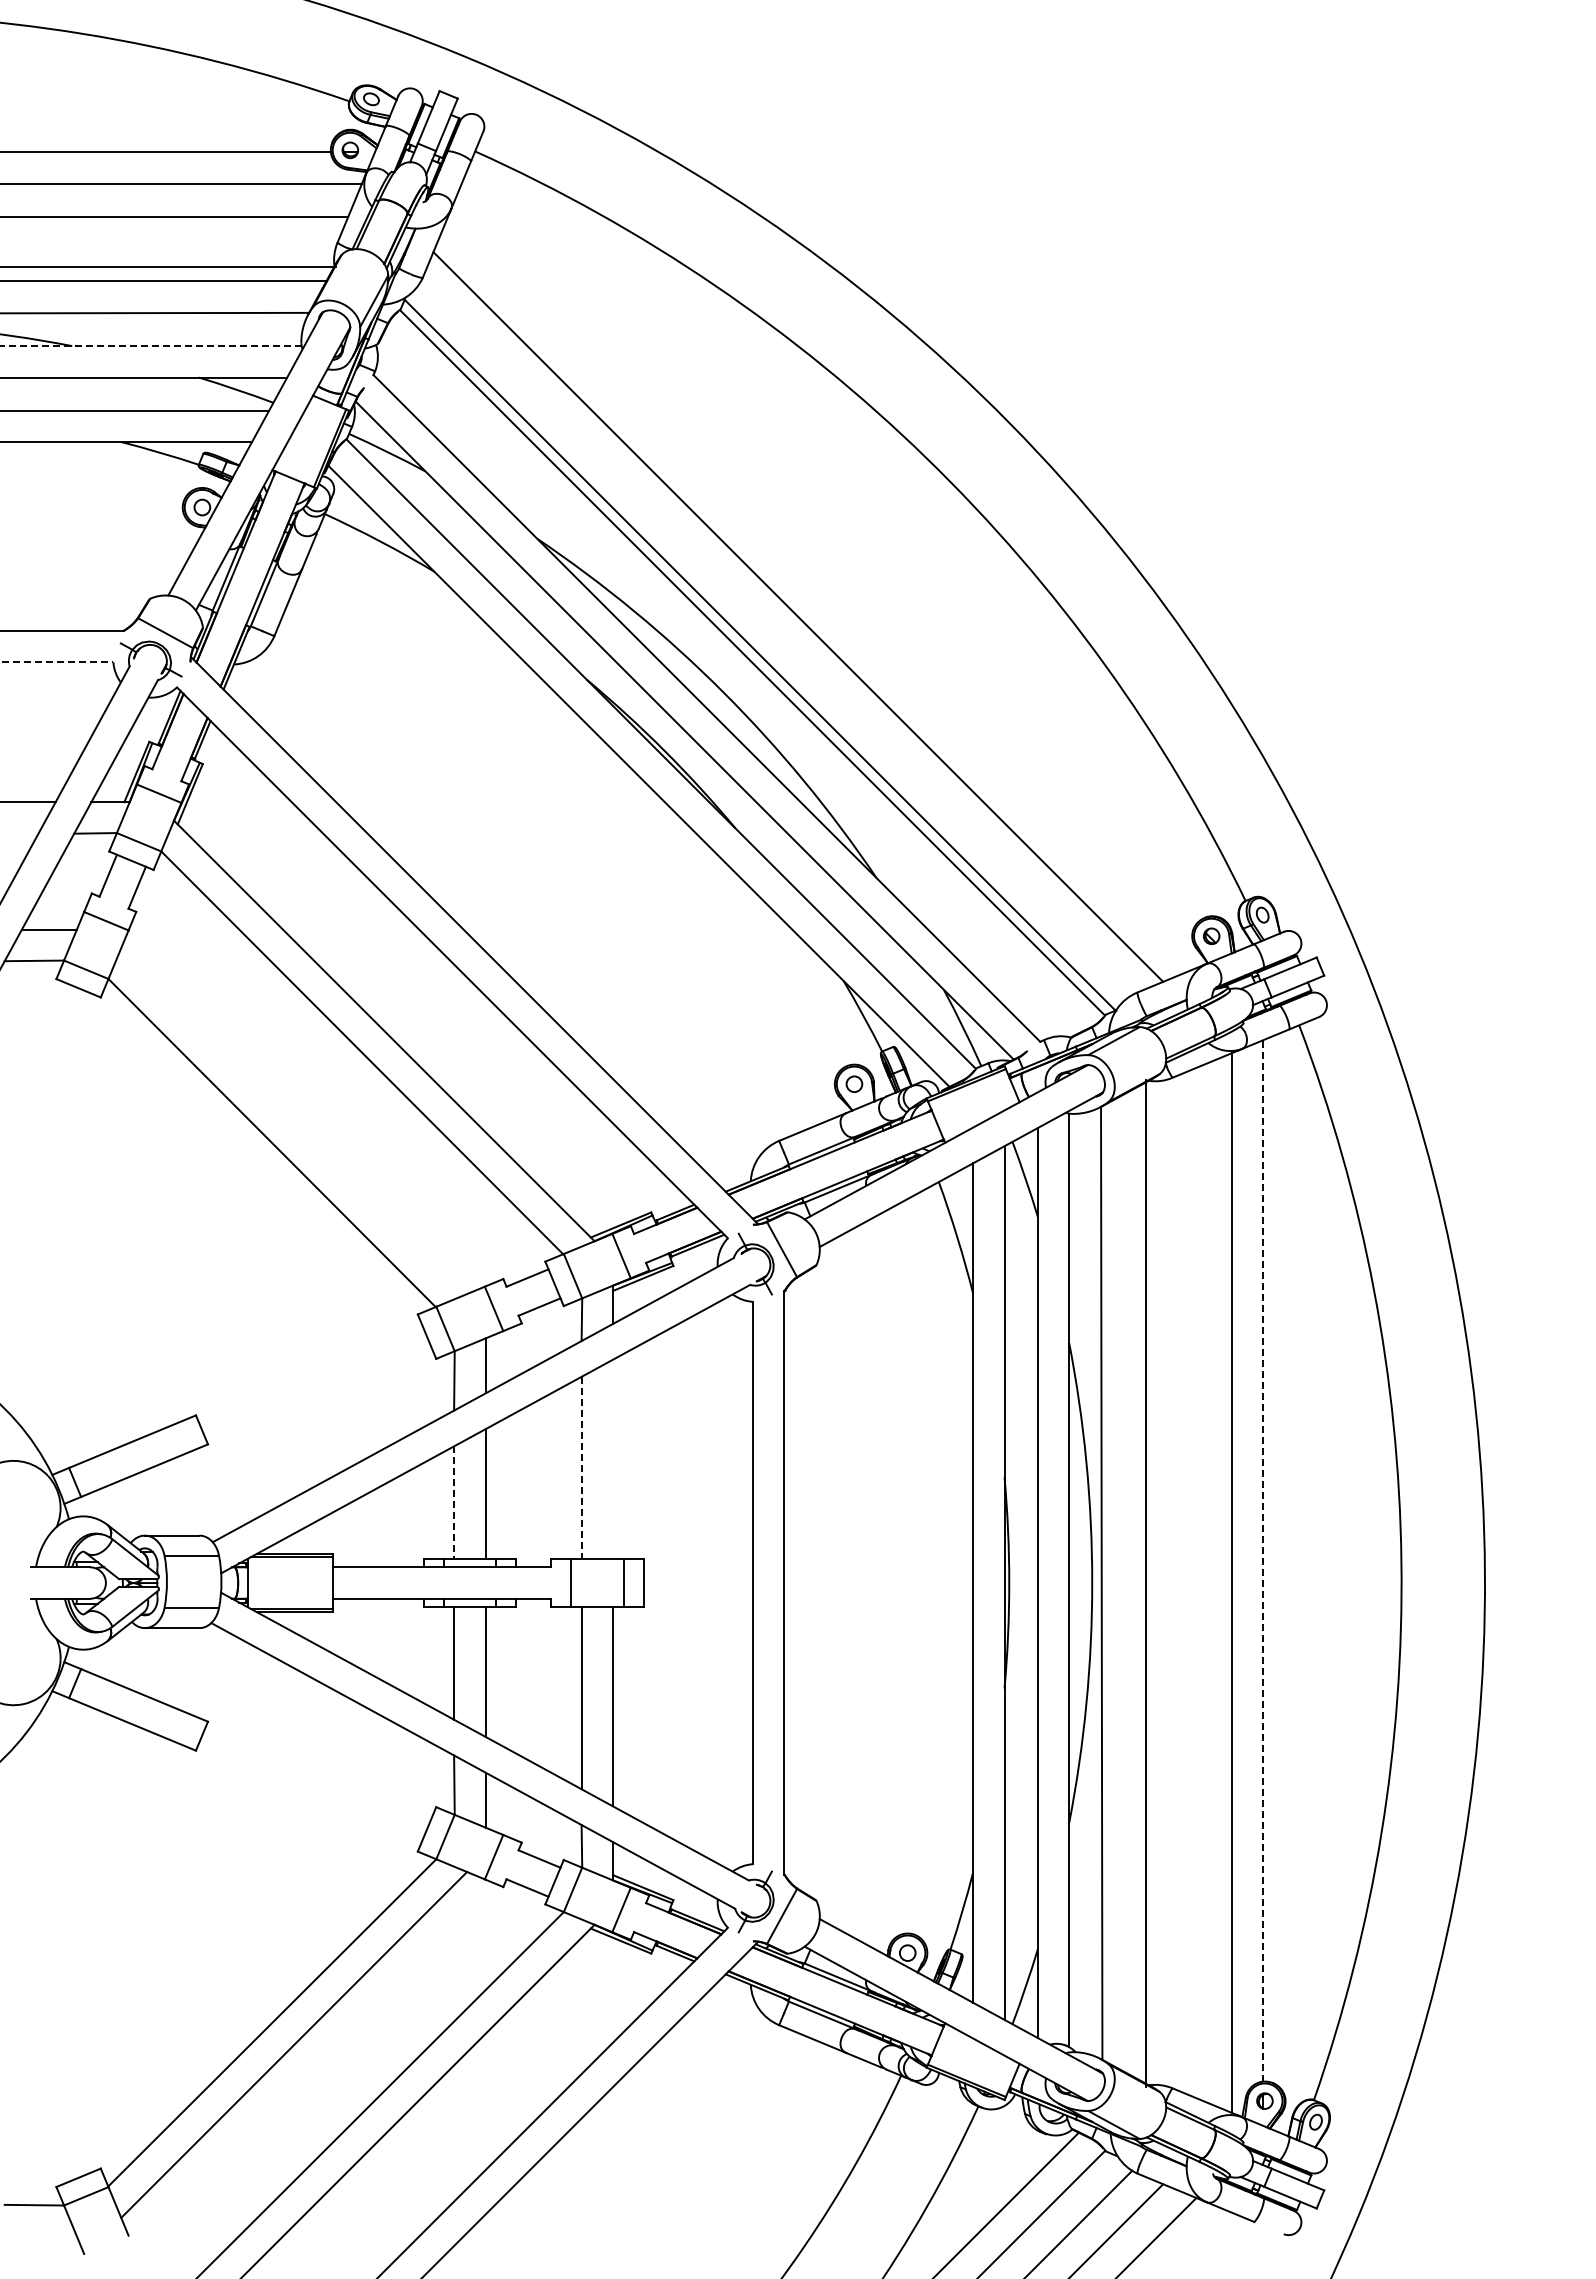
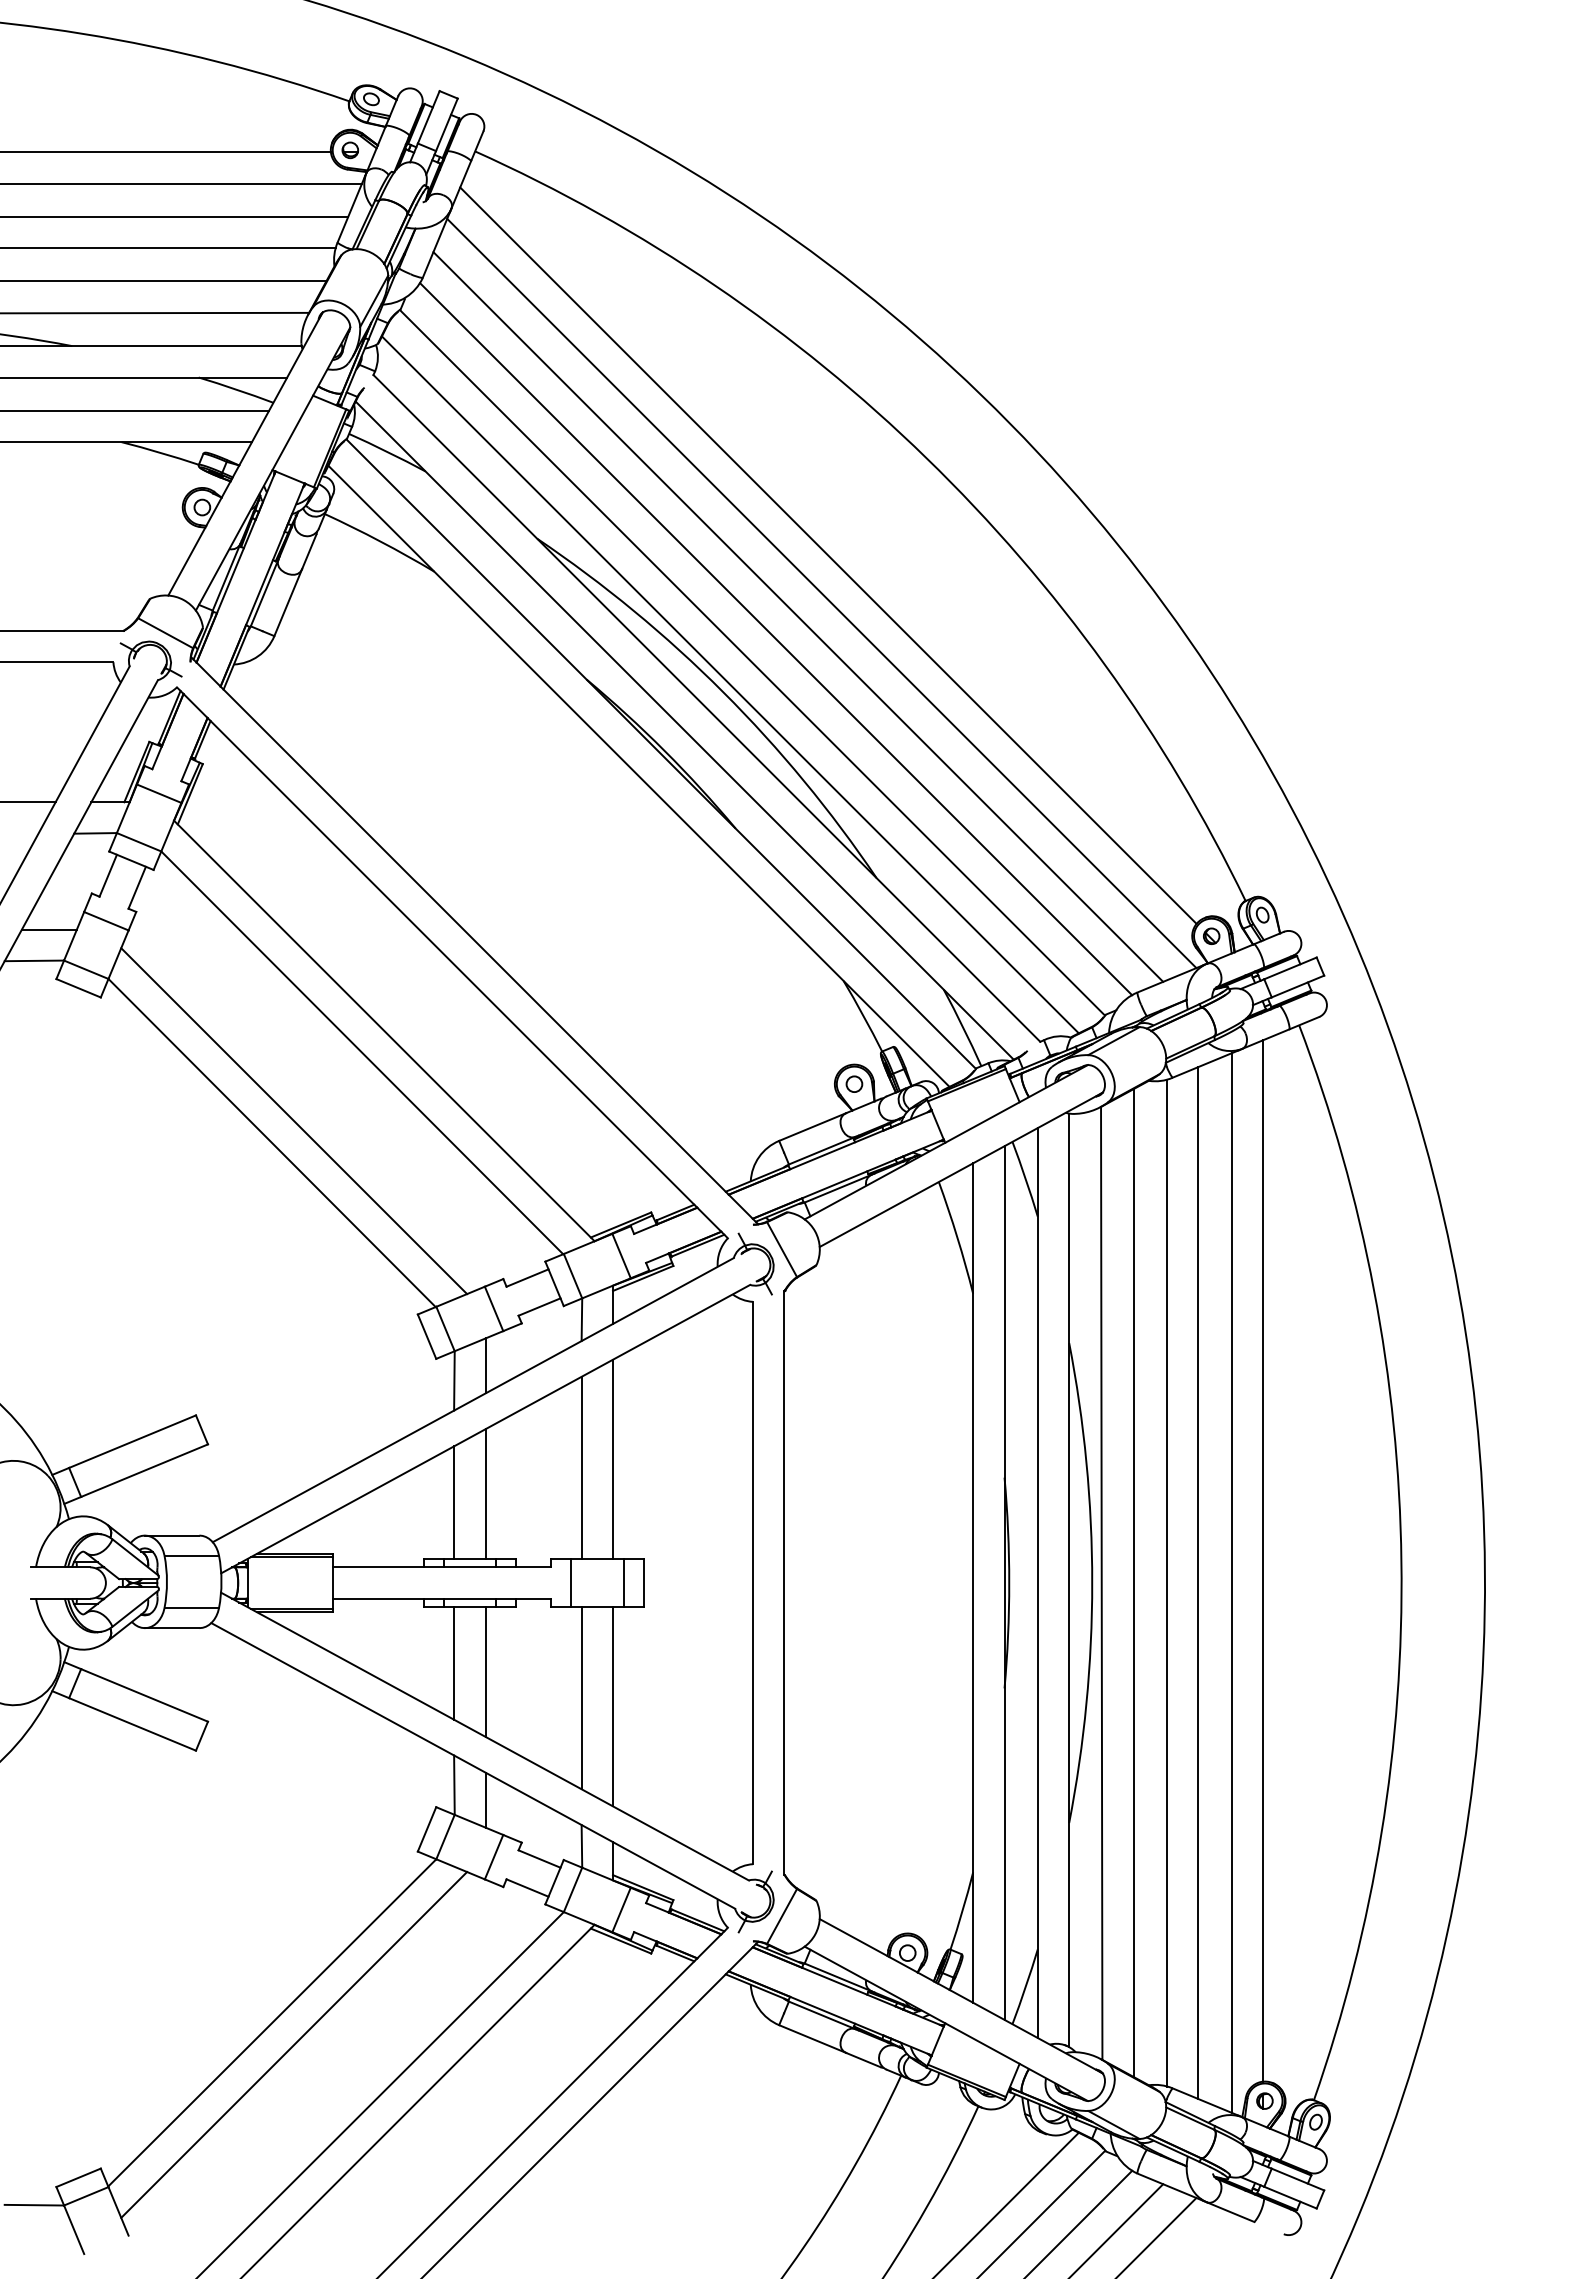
line position: (168, 267) -> (168, 248) (168, 248)
line: dashed -> solid (150, 346)
line: none -> present (828, 555)
line: none -> present (821, 593)
line position: (760, 655) -> (776, 639) (776, 639)
line: dashed -> solid (57, 662)
line: none -> present (729, 684)
line: none -> present (294, 1121)
line: none -> present (613, 1459)
line: dashed -> solid (581, 1468)
line: dashed -> solid (454, 1503)
line: dashed -> solid (1263, 1560)
line position: (1146, 1582) -> (1167, 1582) (1167, 1582)
line: none -> present (1133, 1583)
line: none -> present (1198, 1583)
